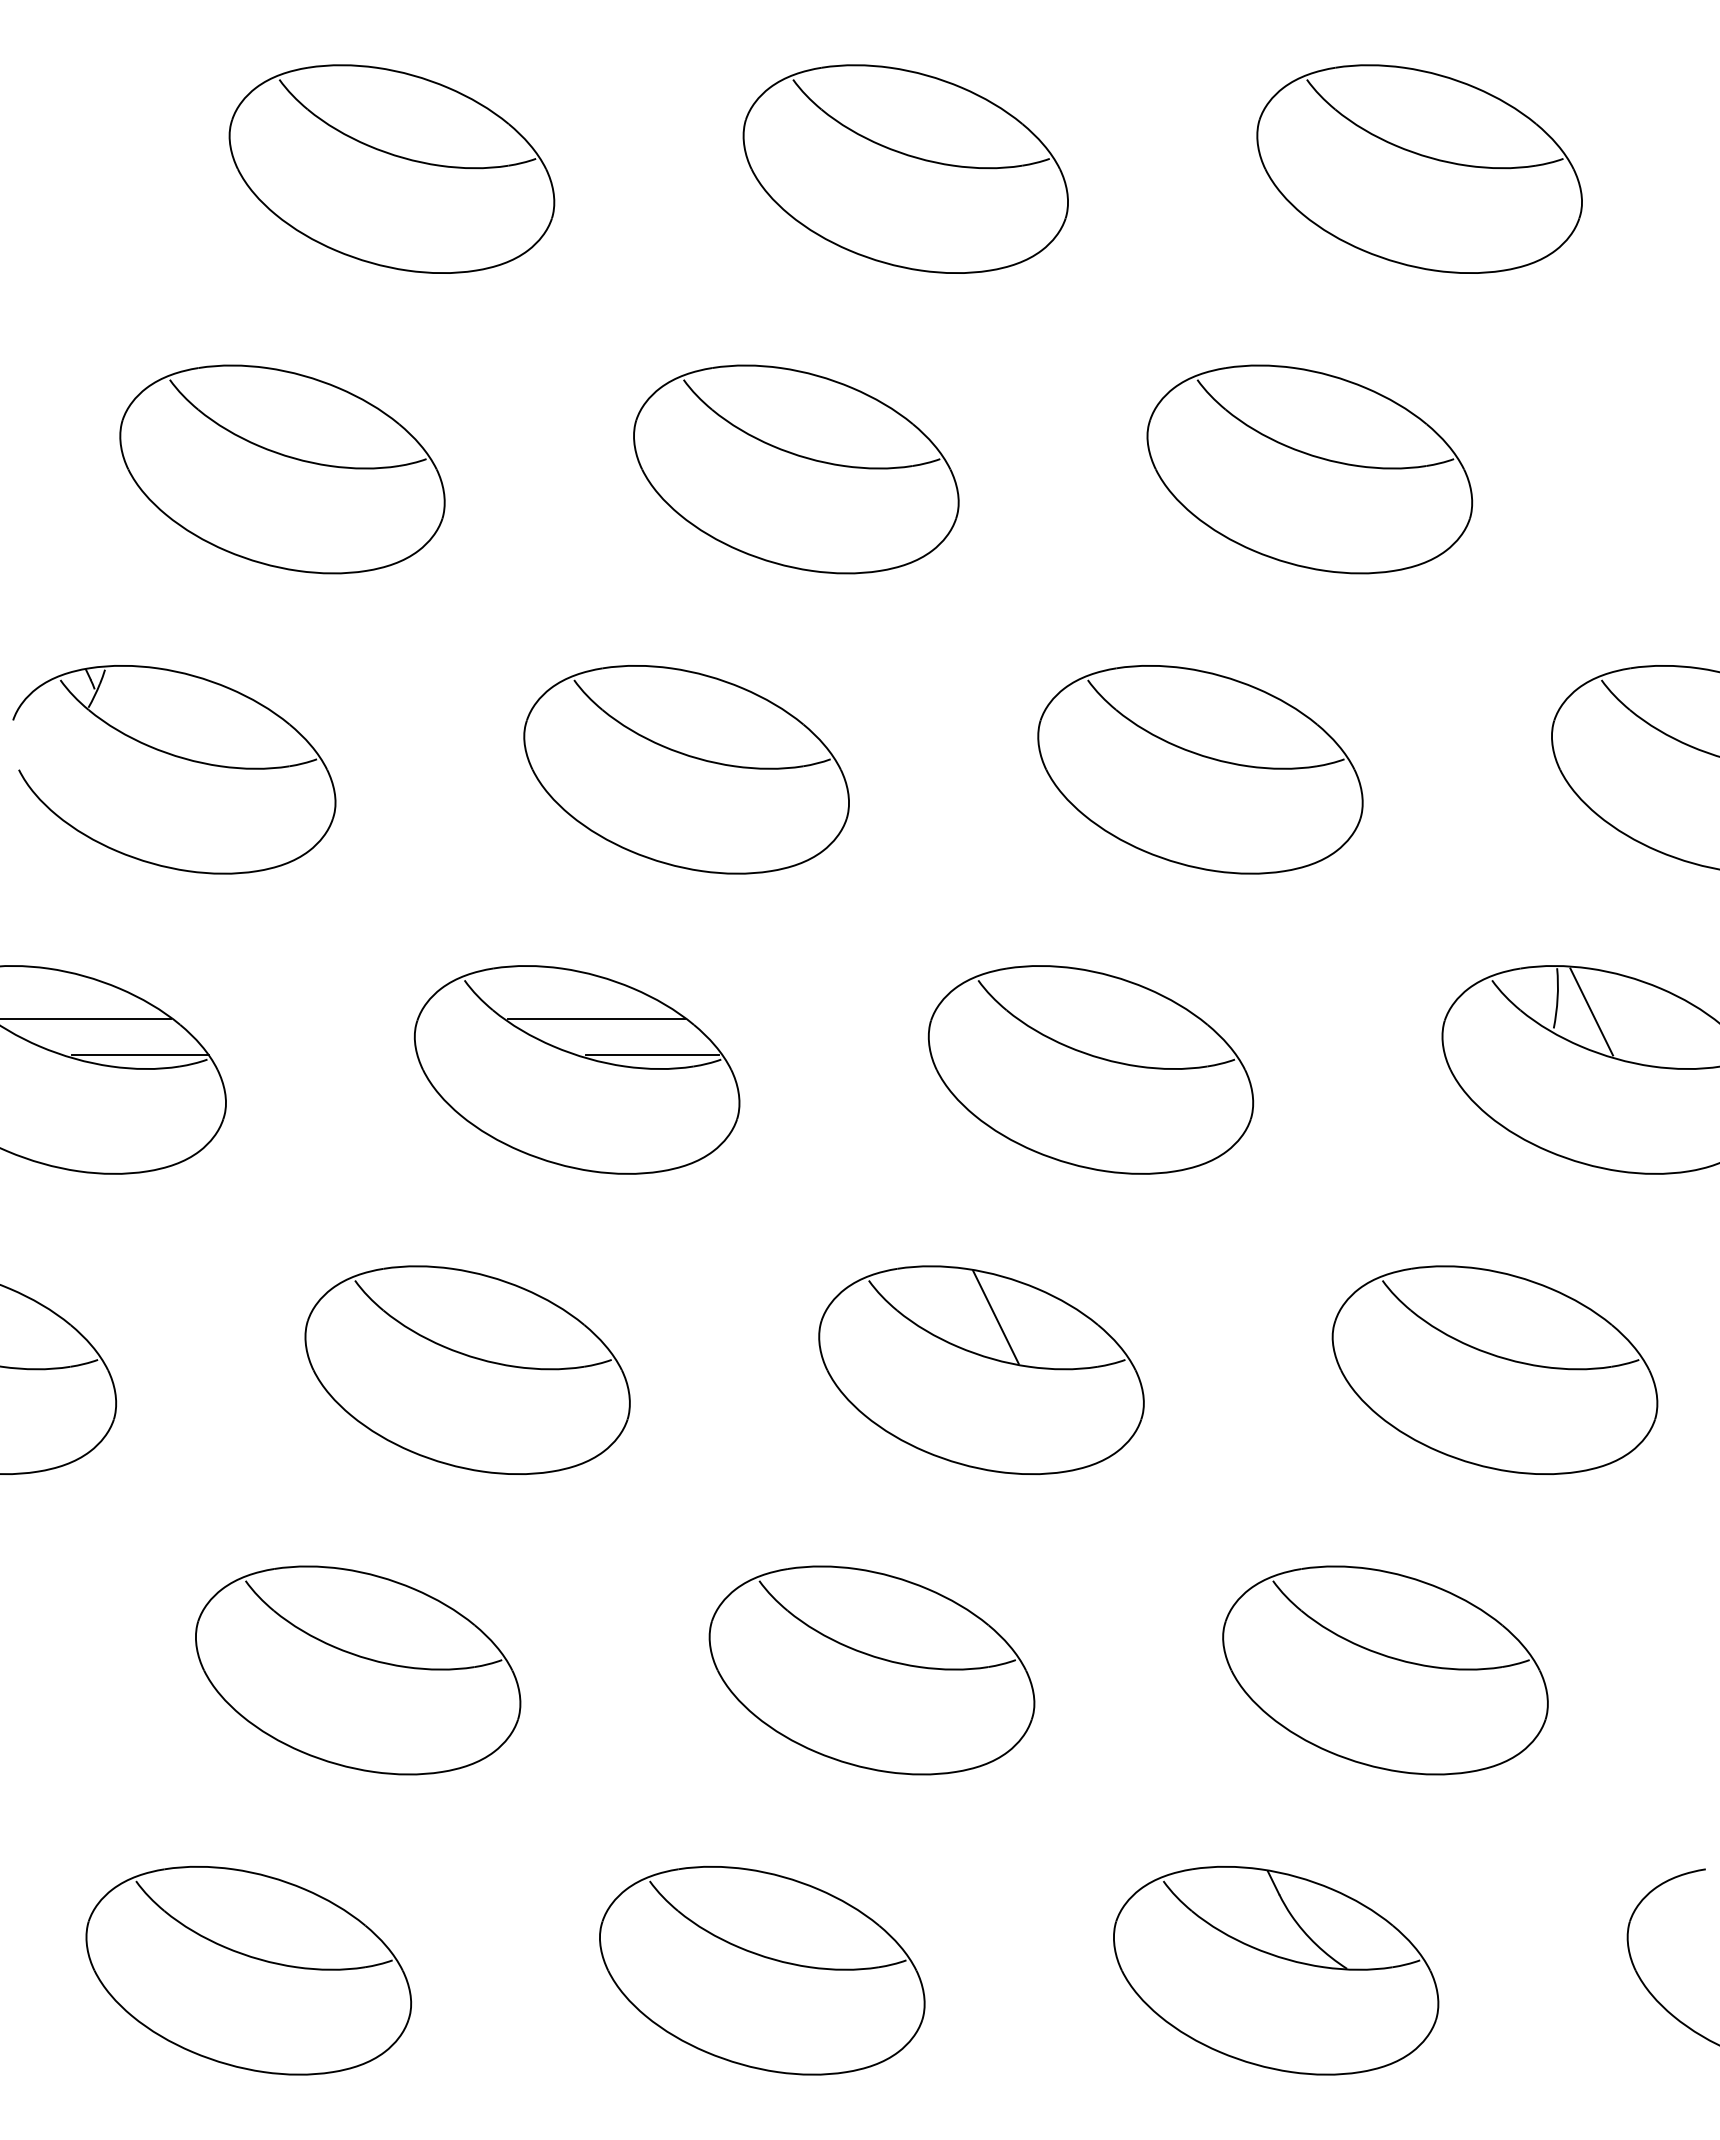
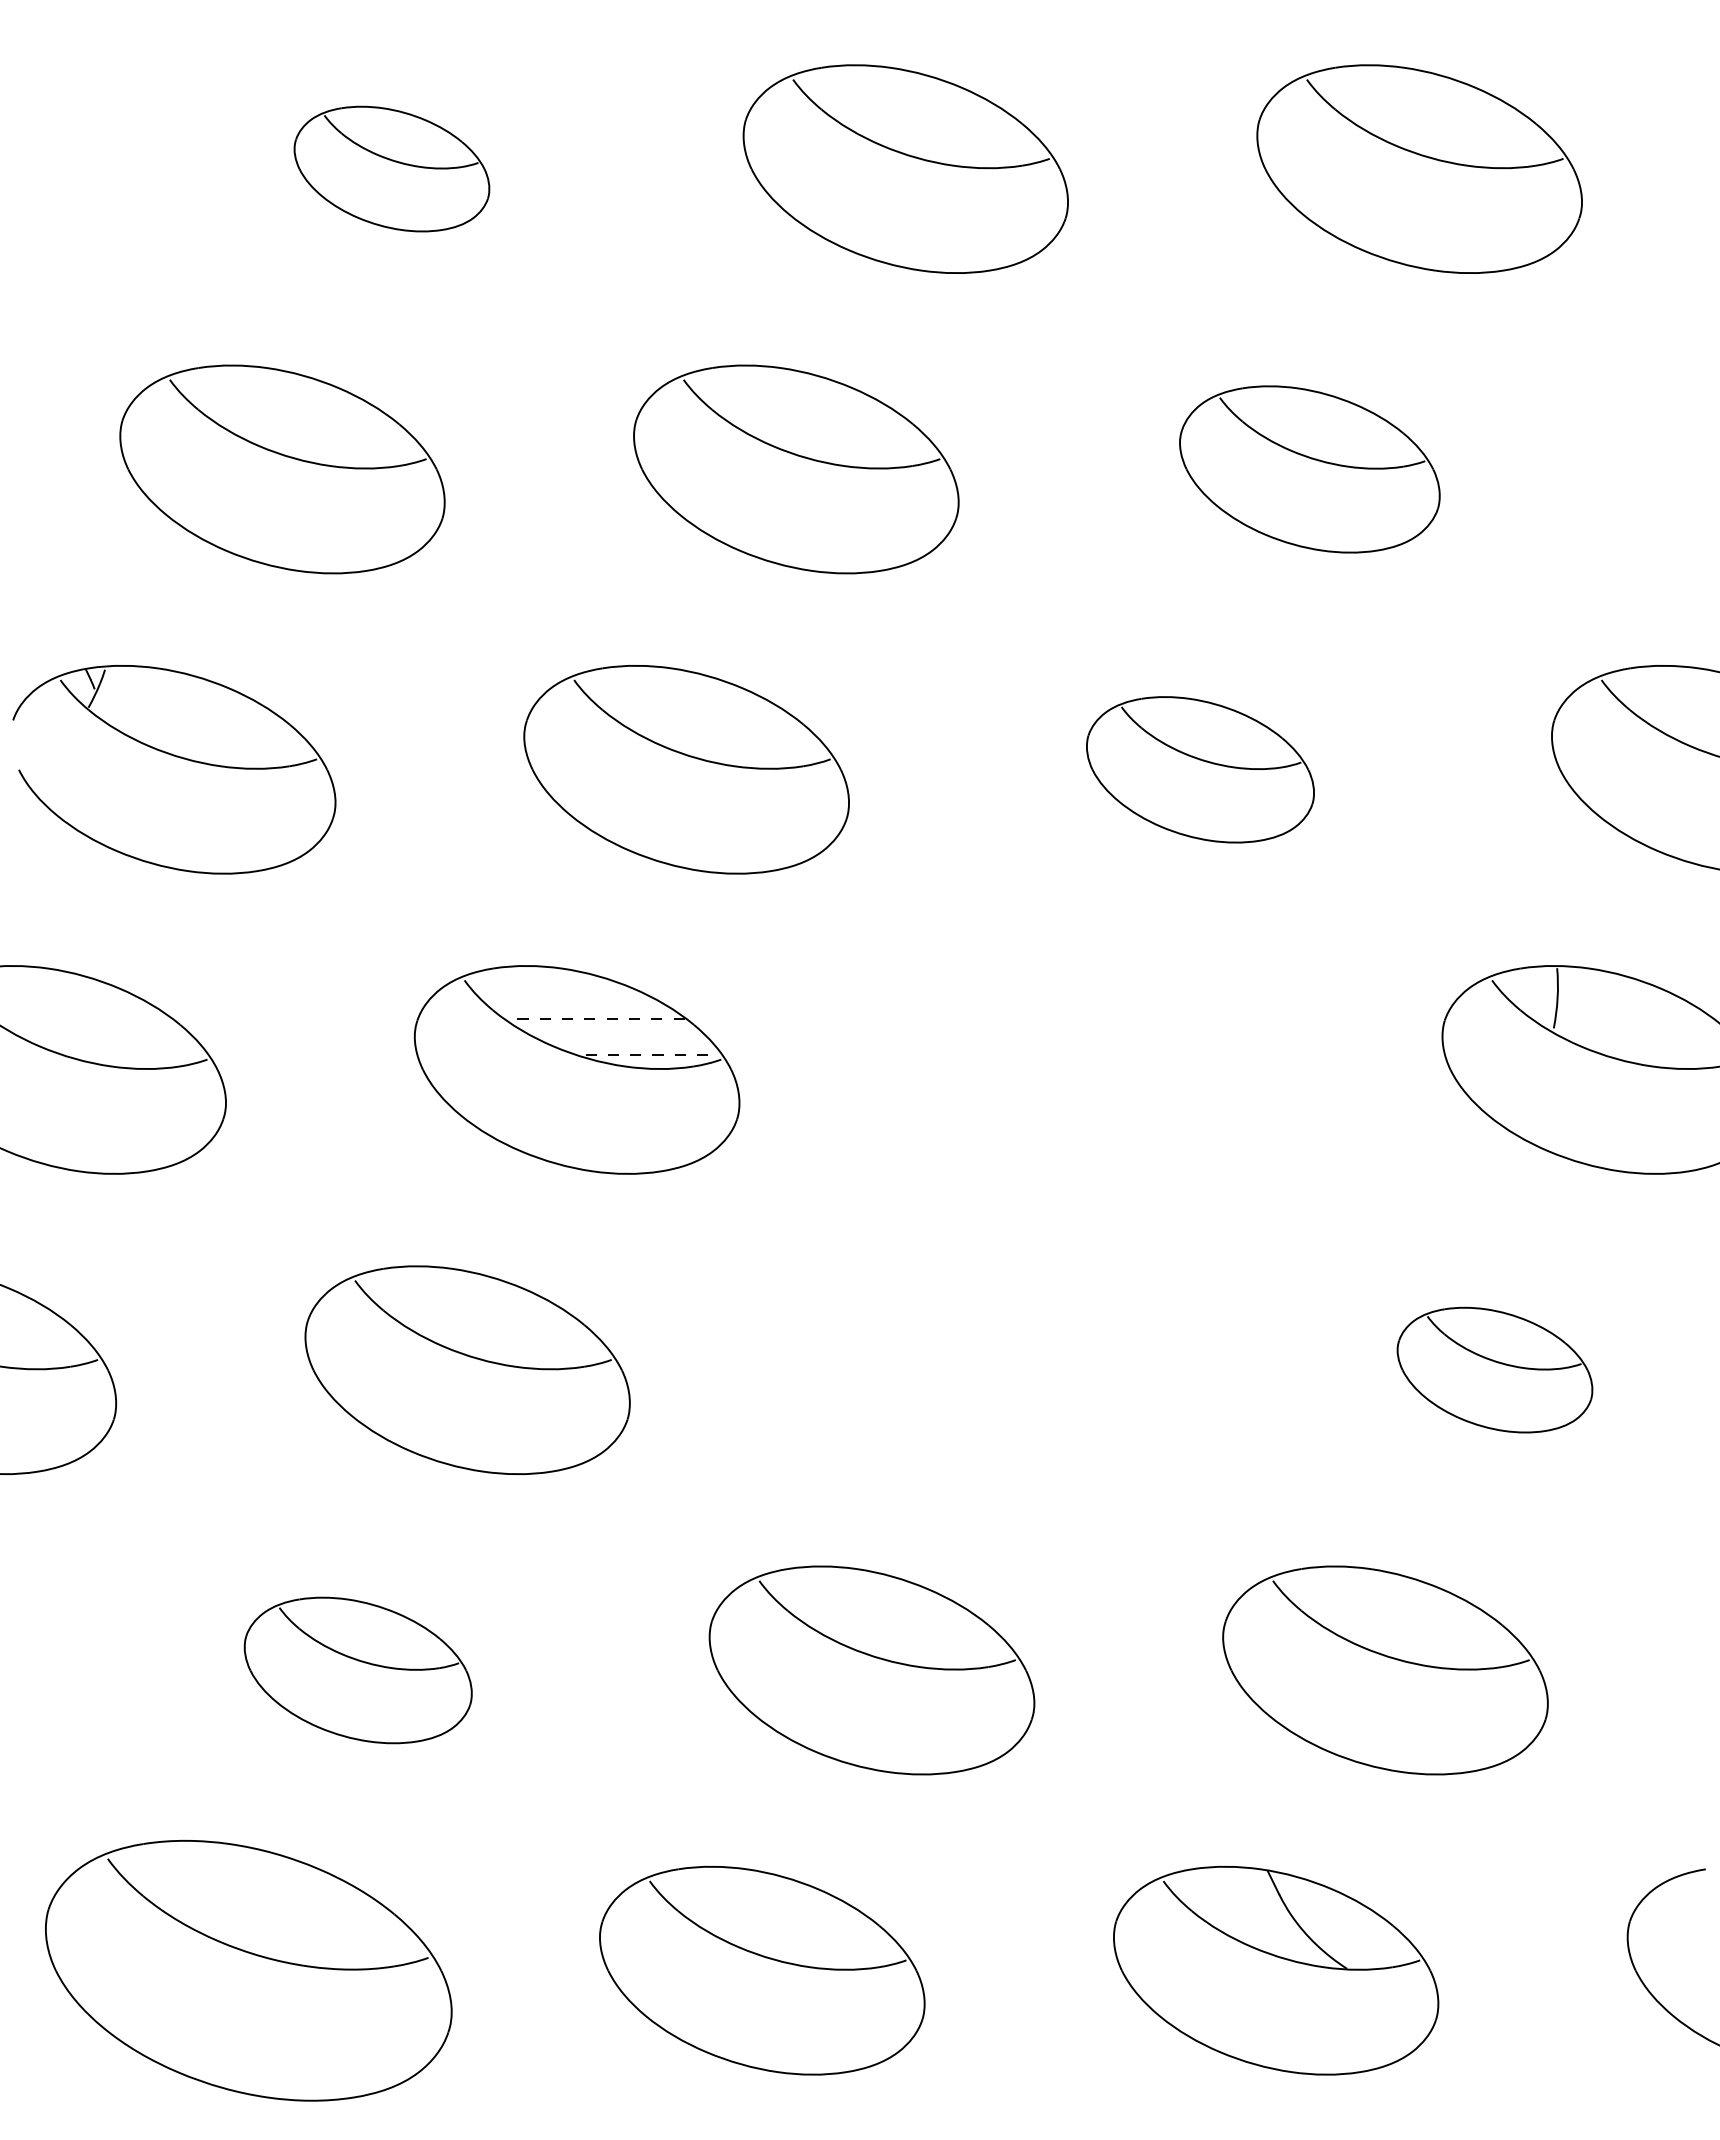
part size: 328x210 px -> 198x128 px (391, 168)
part size: 328x211 px -> 262x169 px (1309, 469)
part size: 327x210 px -> 229x148 px (1200, 769)
line: present -> none (1591, 1011)
line: present -> none (86, 1019)
line: solid -> dashed (595, 1019)
line: present -> none (139, 1055)
line: solid -> dashed (652, 1055)
part: present -> none (1090, 1069)
part size: 328x210 px -> 198x128 px (1494, 1369)
part: present -> none (981, 1370)
part size: 327x211 px -> 230x149 px (357, 1670)
part size: 328x211 px -> 408x263 px (248, 1970)
